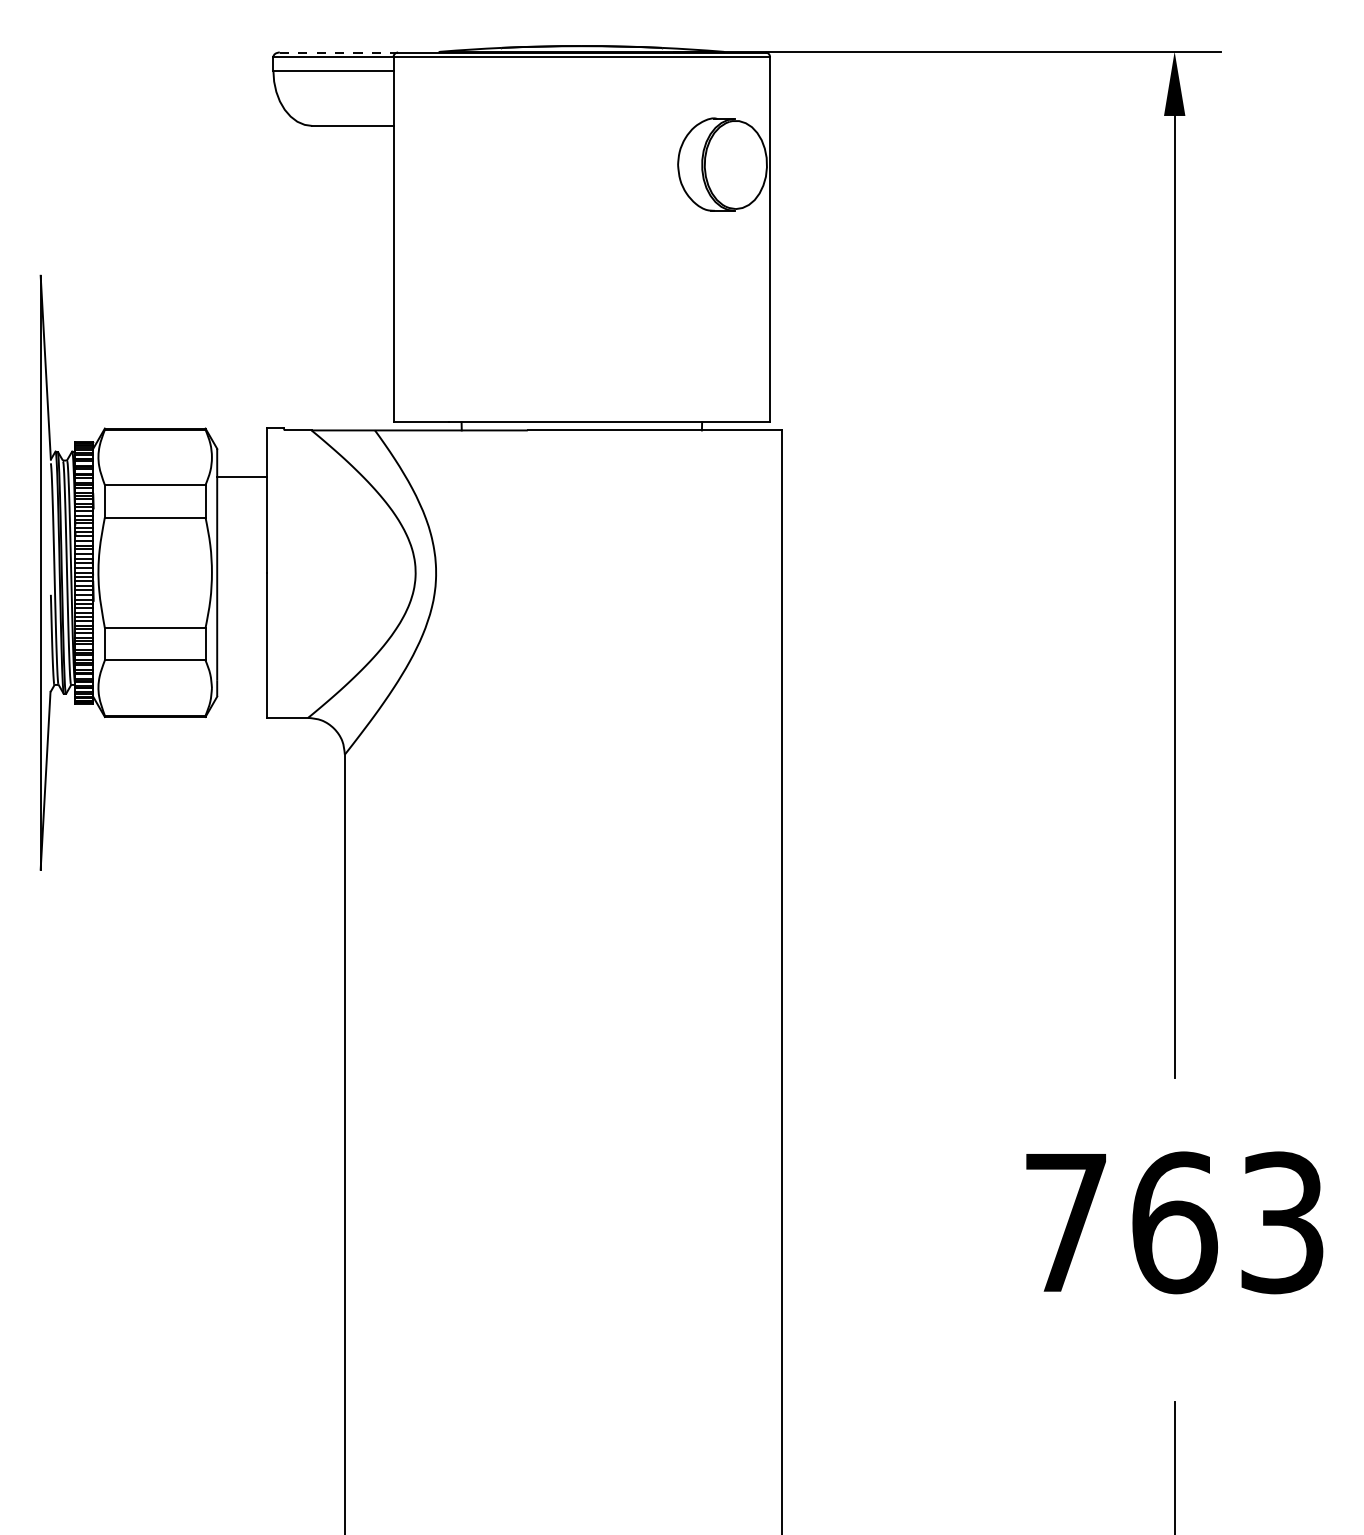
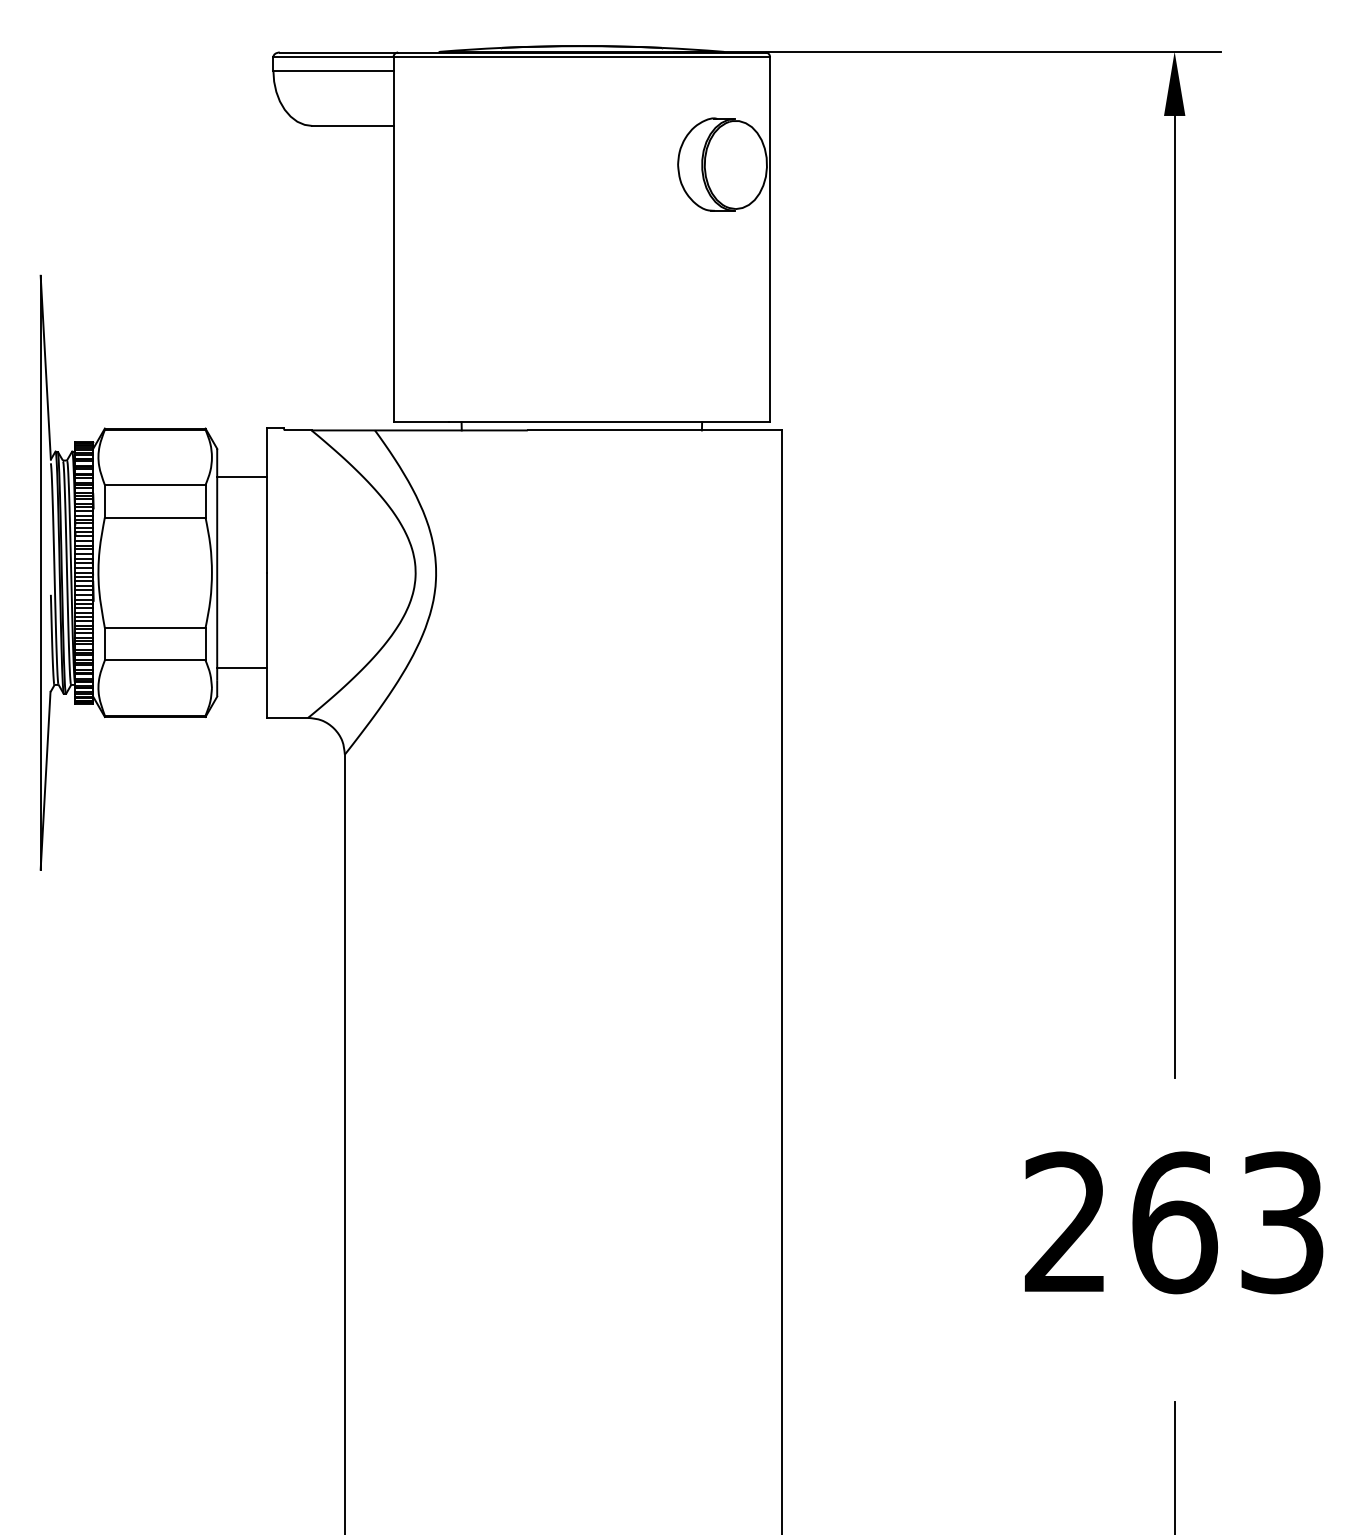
line: dashed -> solid (339, 52)
line: none -> present (241, 668)
text: 763 -> 263 (1064, 1221)
